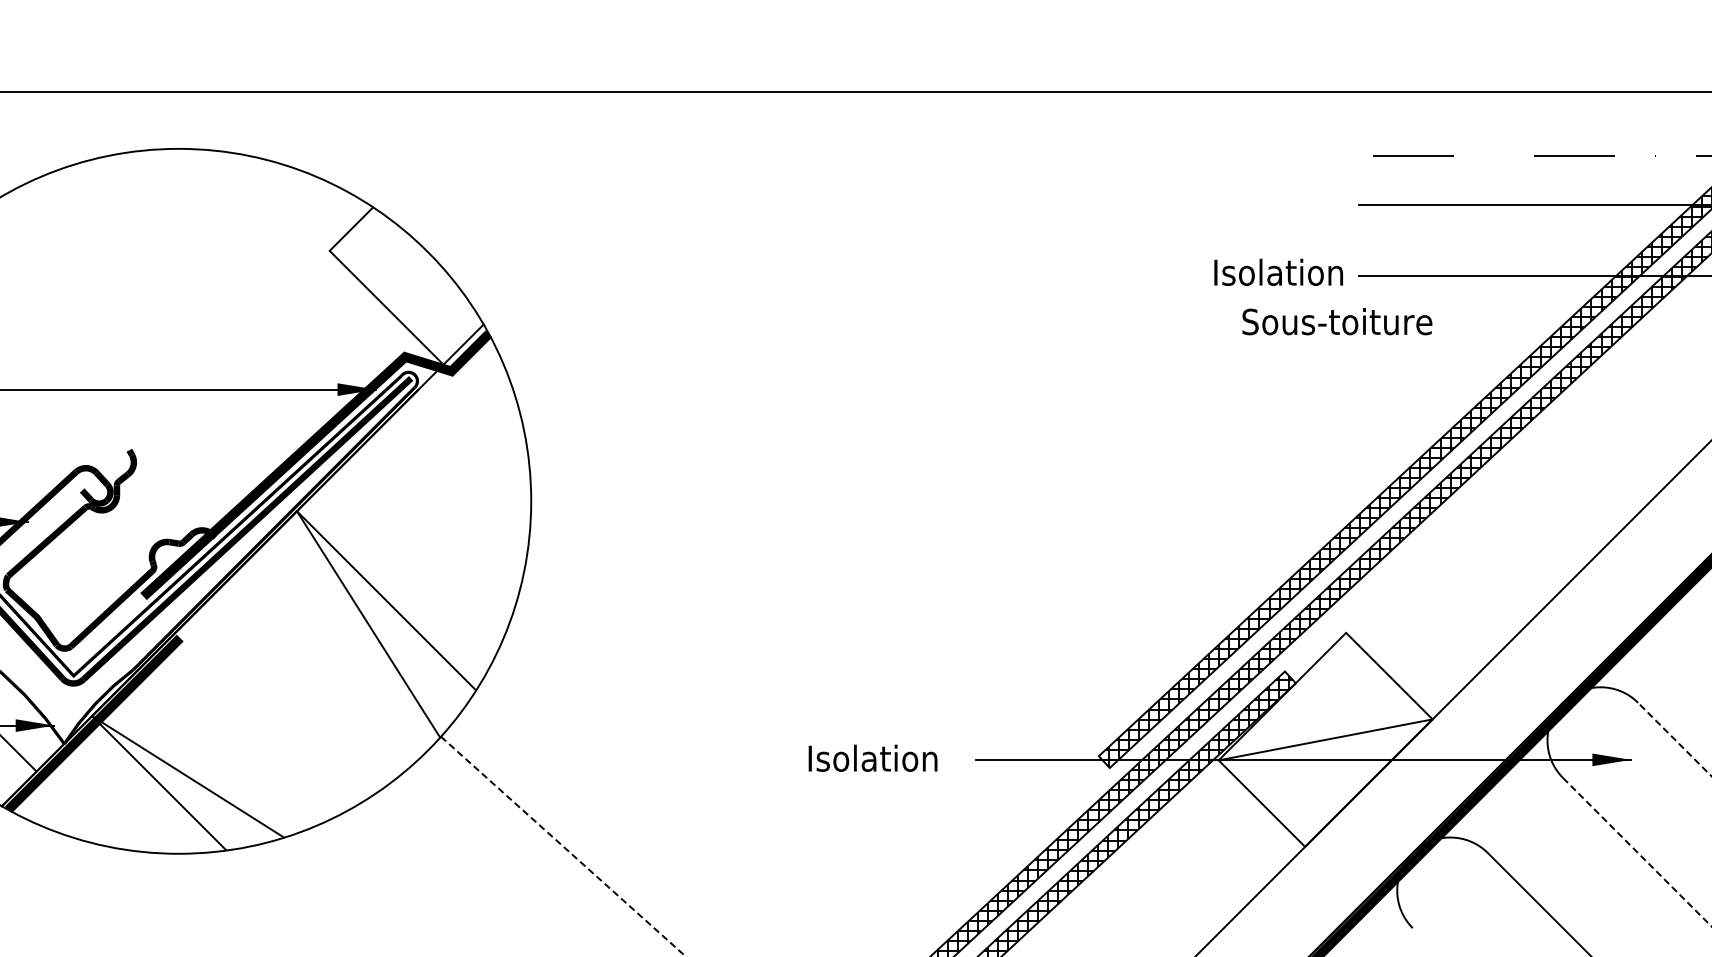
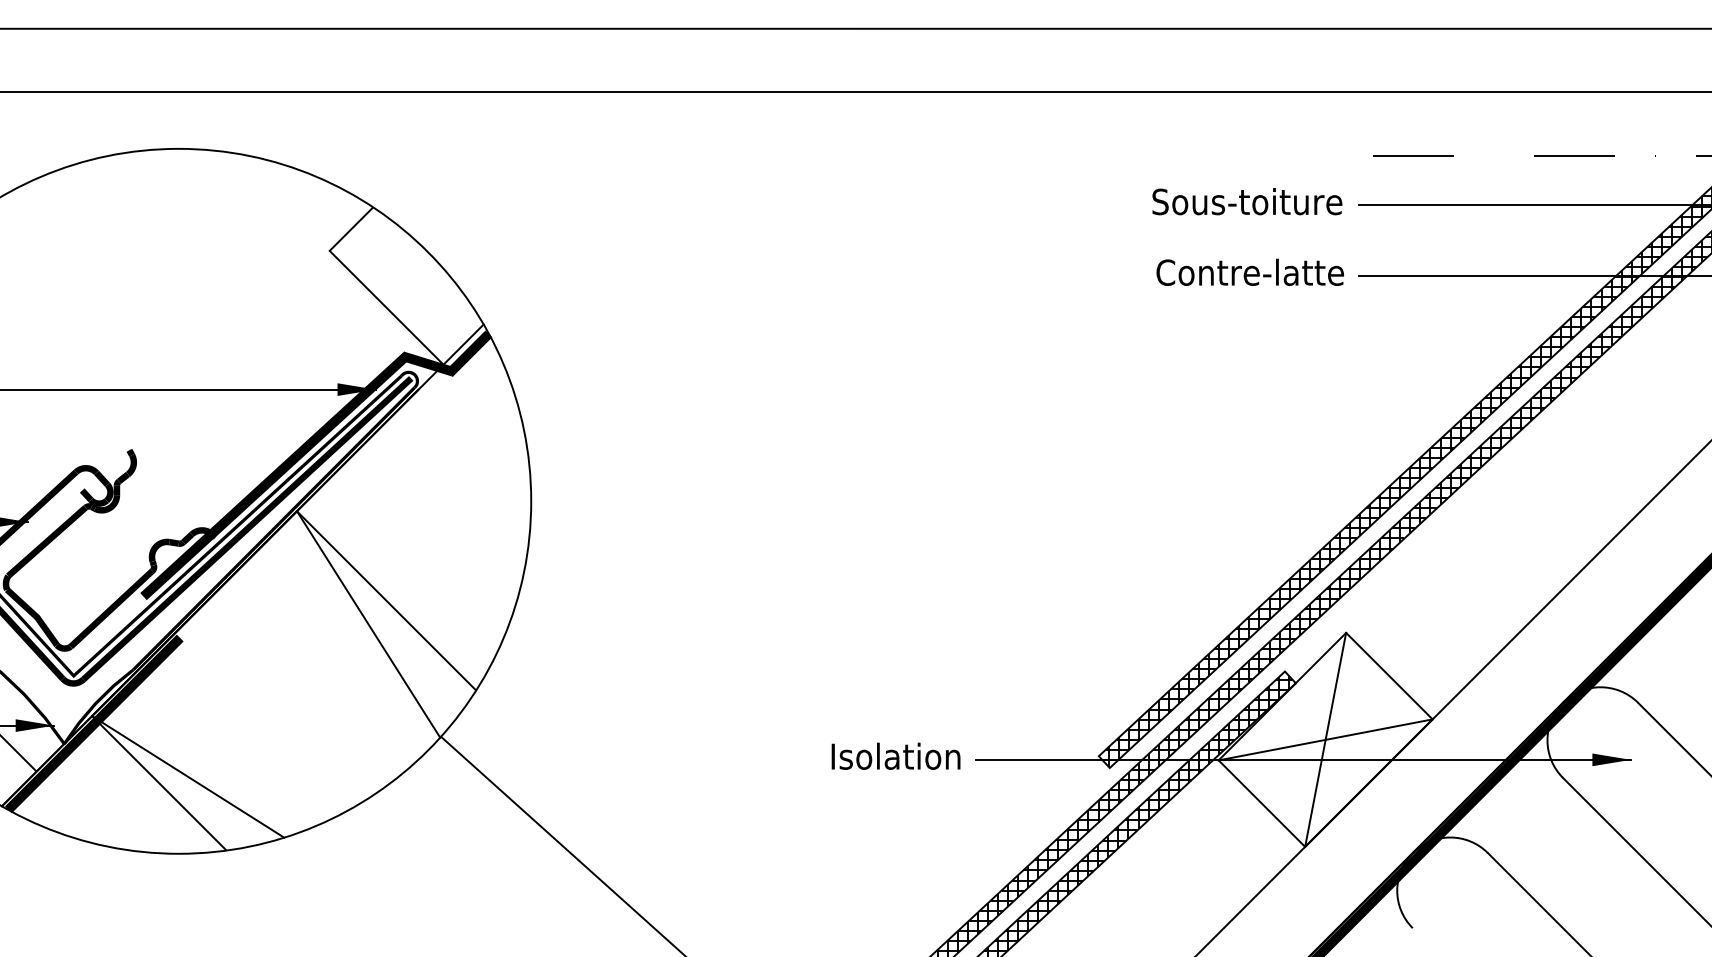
line: none -> present (855, 28)
text: Isolation -> Contre-latte (1250, 271)
text position: (1337, 321) -> (1247, 201) (1247, 201)
line: none -> present (1325, 739)
line: dashed -> solid (1674, 739)
text position: (872, 757) -> (895, 755) (895, 755)
line: dashed -> solid (563, 846)
line: dashed -> solid (1637, 852)
